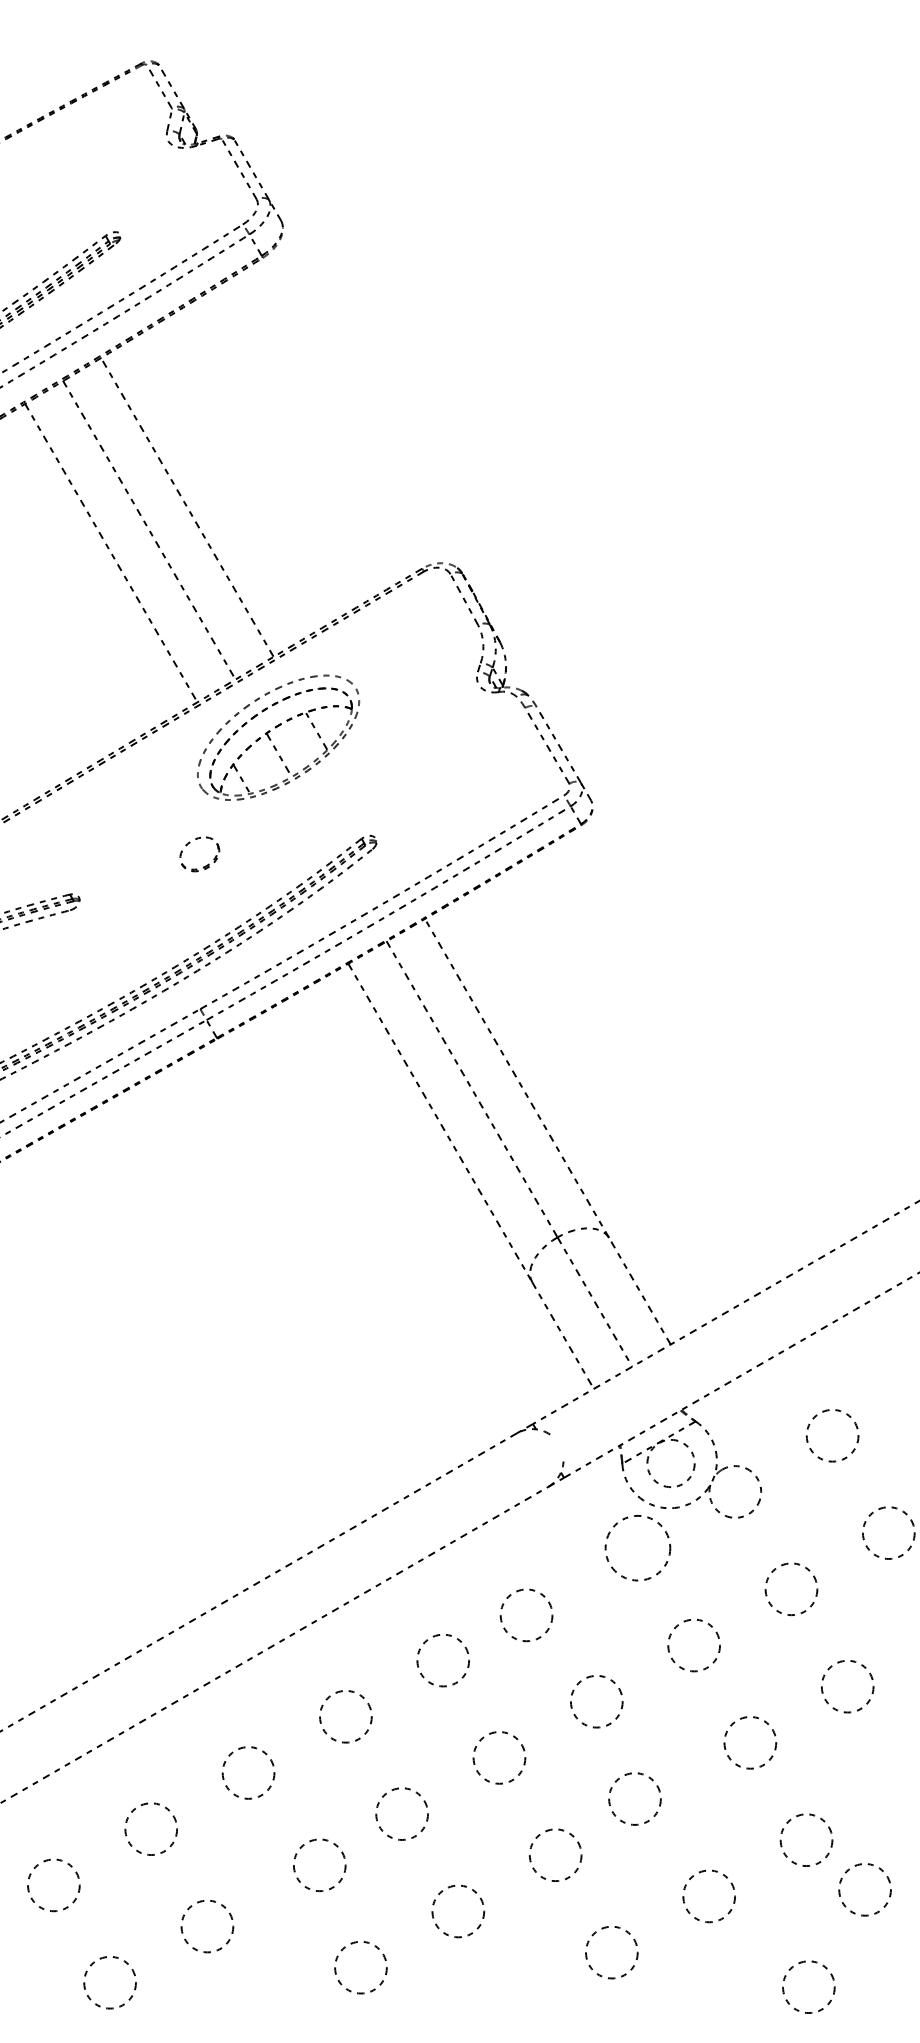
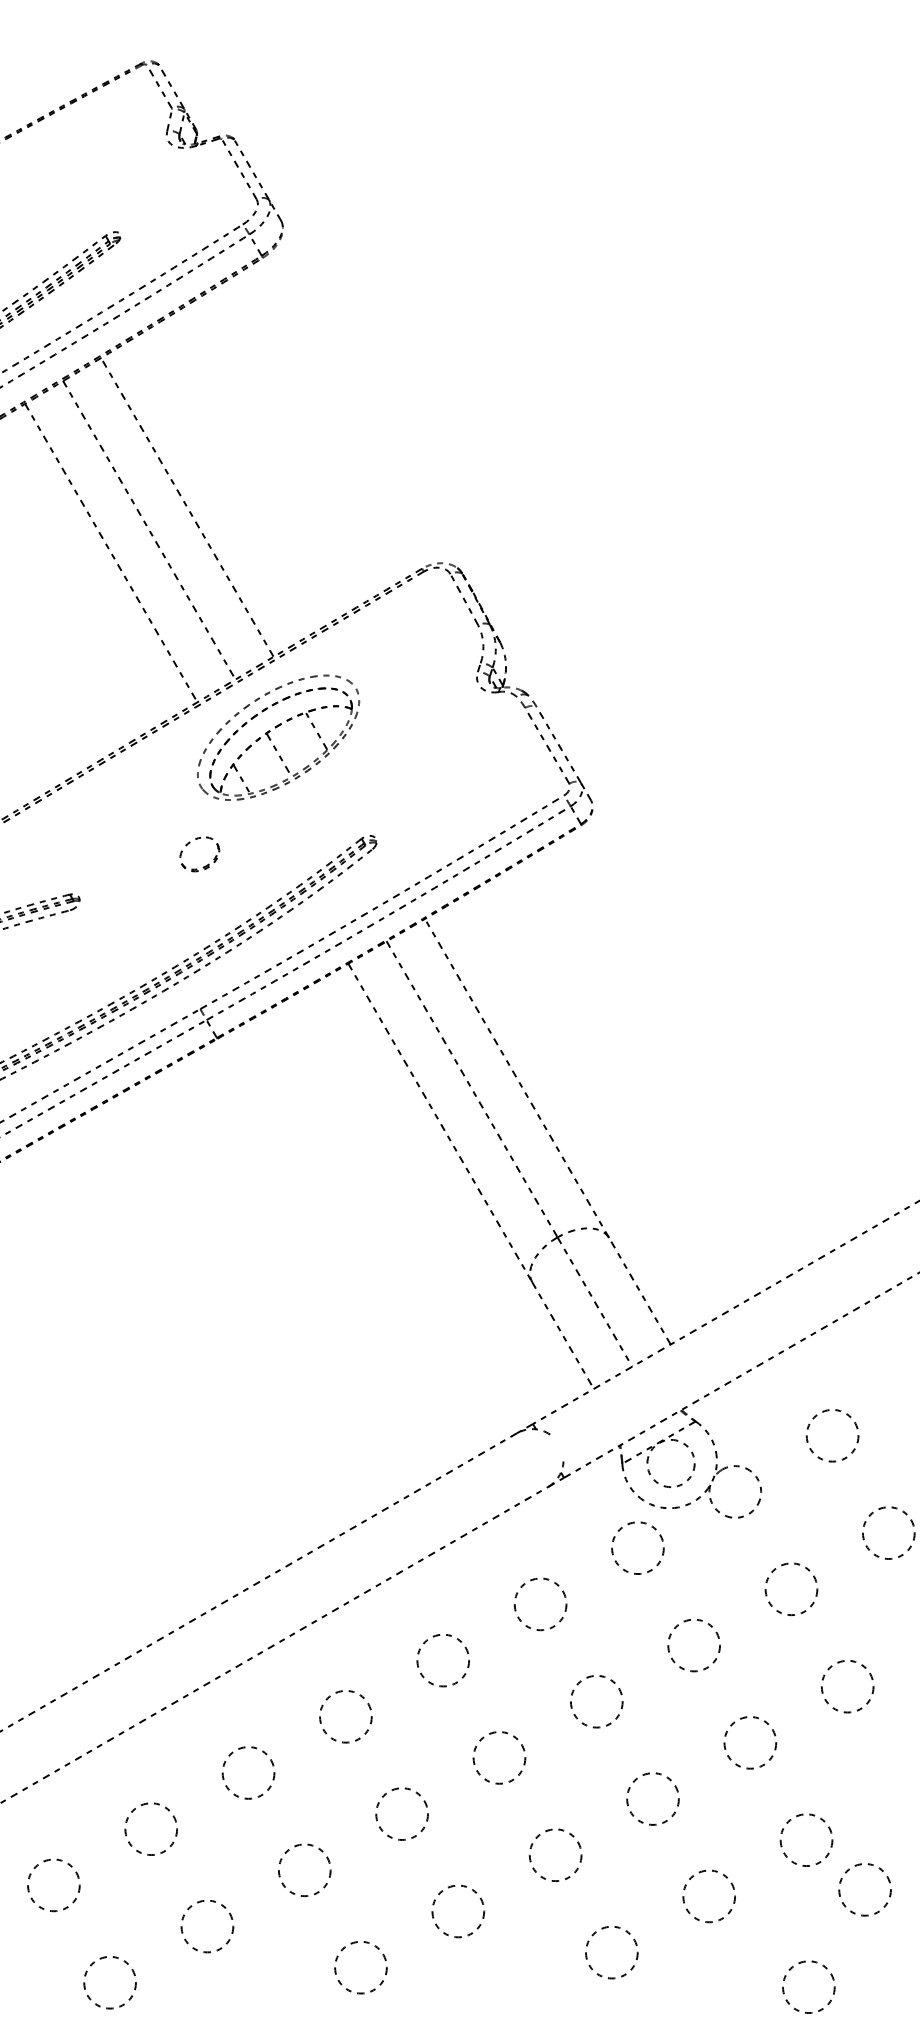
circle size: 68x67 px -> 54x54 px (637, 1547)
circle position: (526, 1615) -> (540, 1604) (540, 1604)
circle position: (634, 1798) -> (652, 1798) (652, 1798)
circle position: (319, 1865) -> (304, 1870) (304, 1870)
